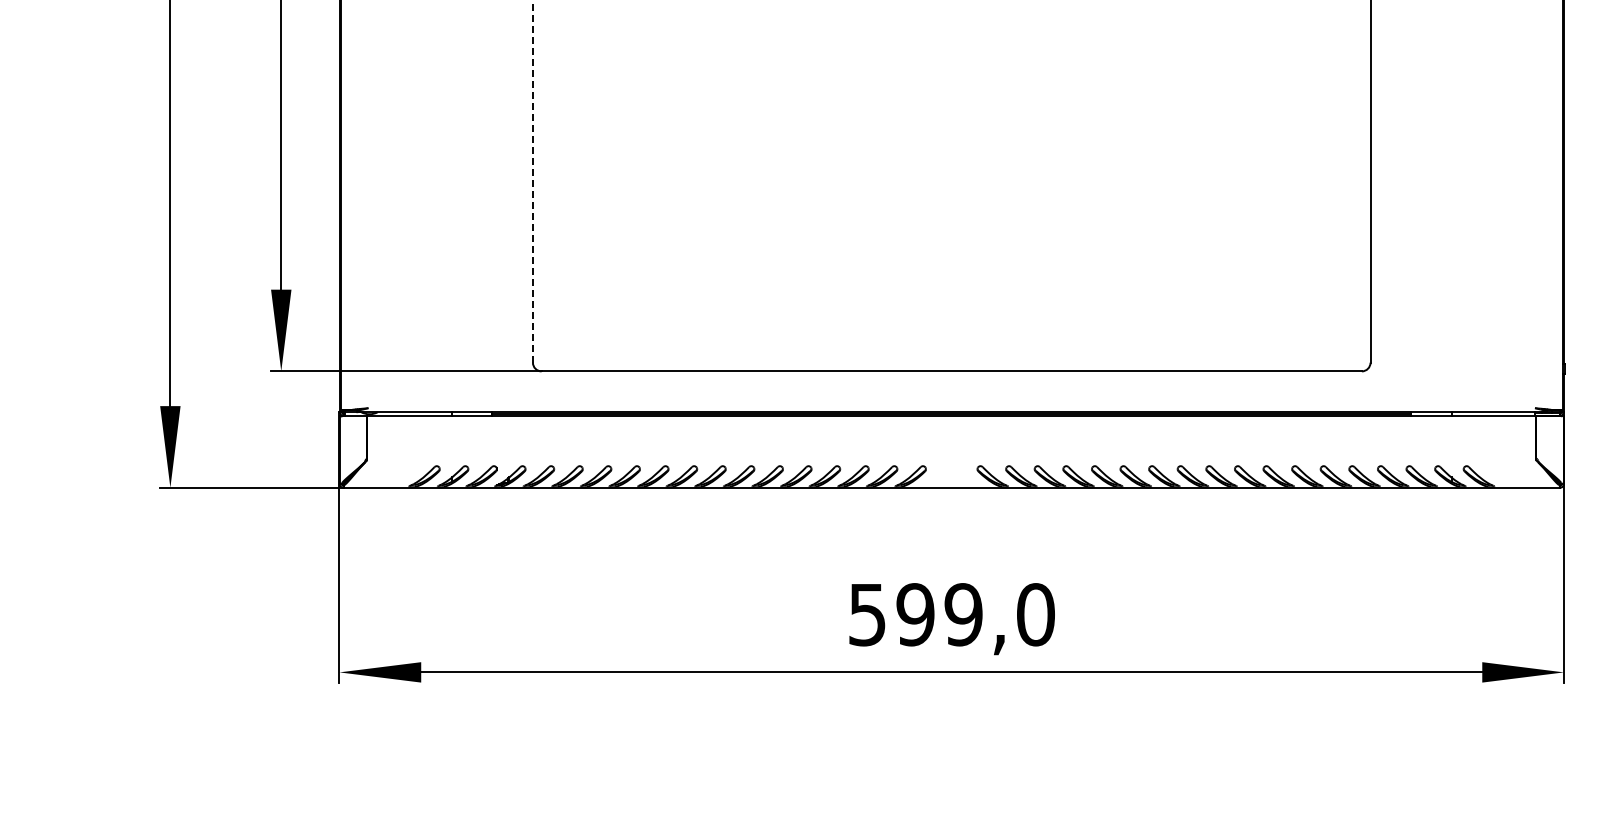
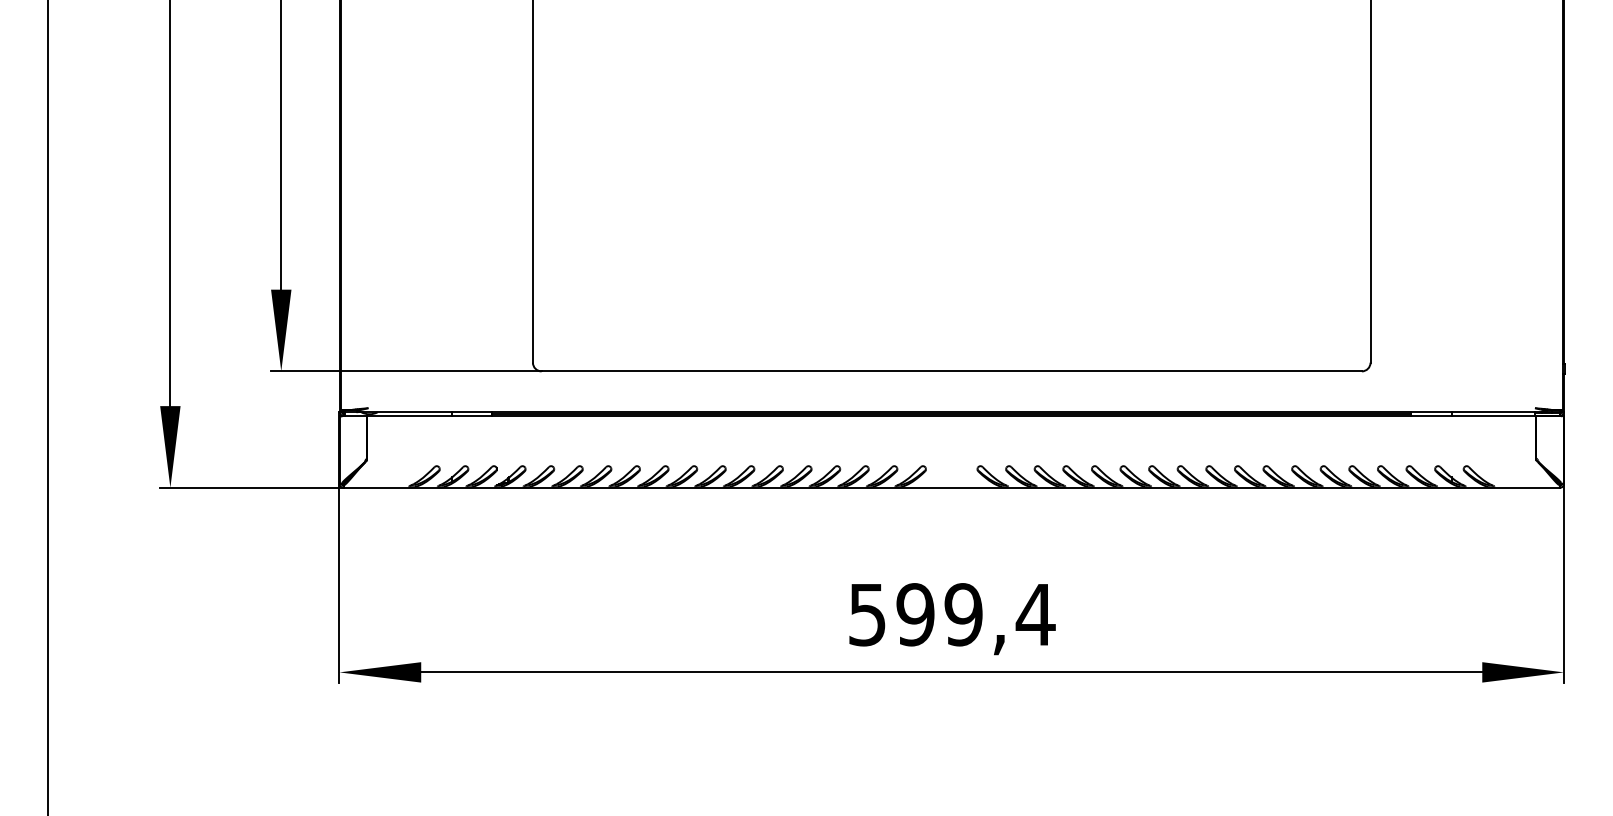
line: dashed -> solid (532, 181)
line: none -> present (48, 407)
text: 599,0 -> 599,4 (1035, 614)
